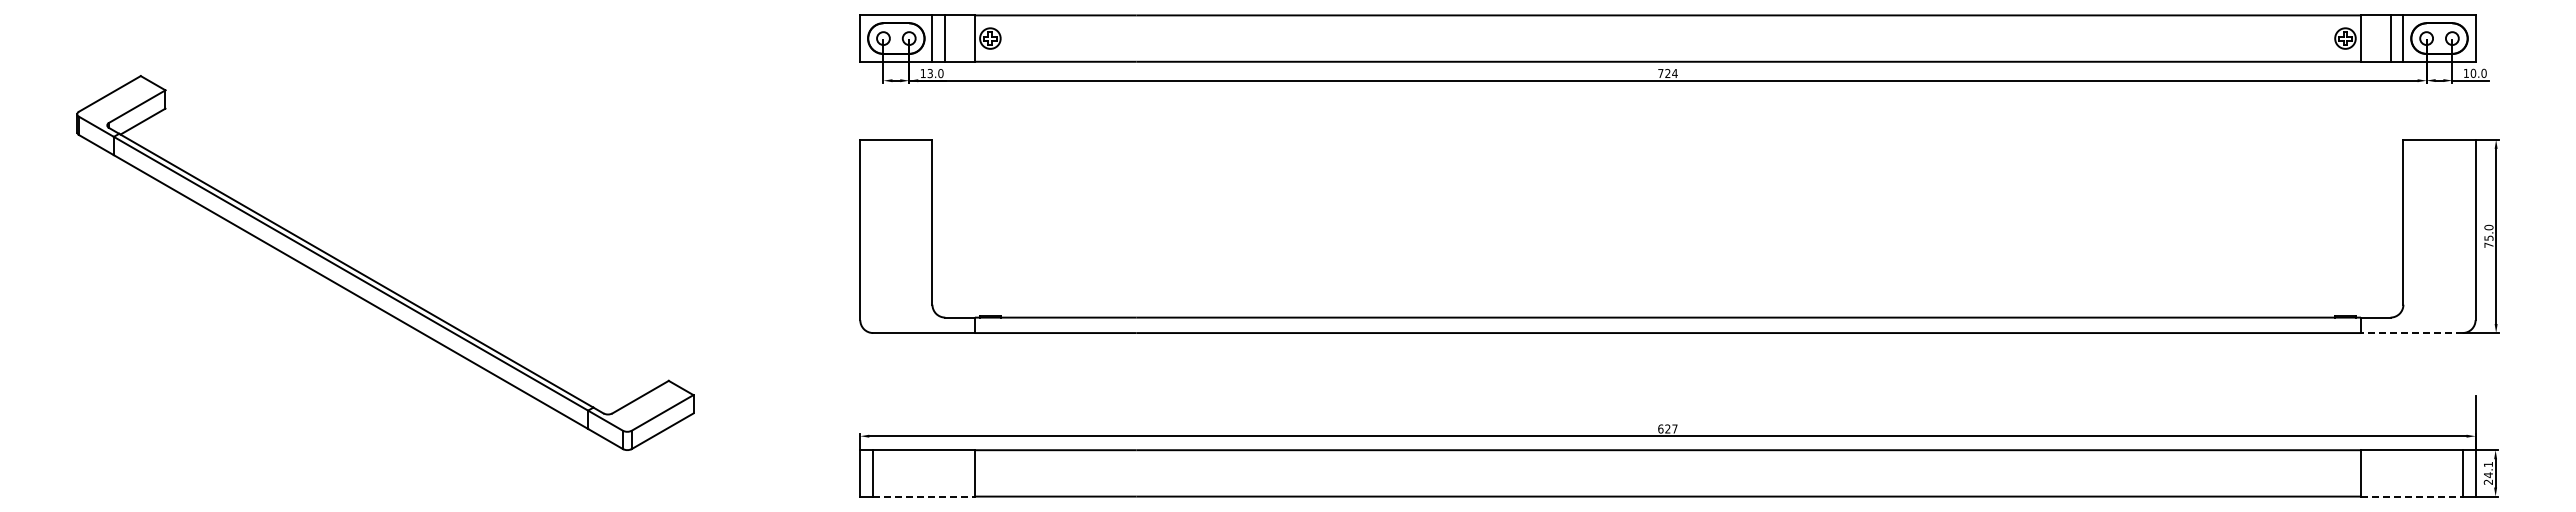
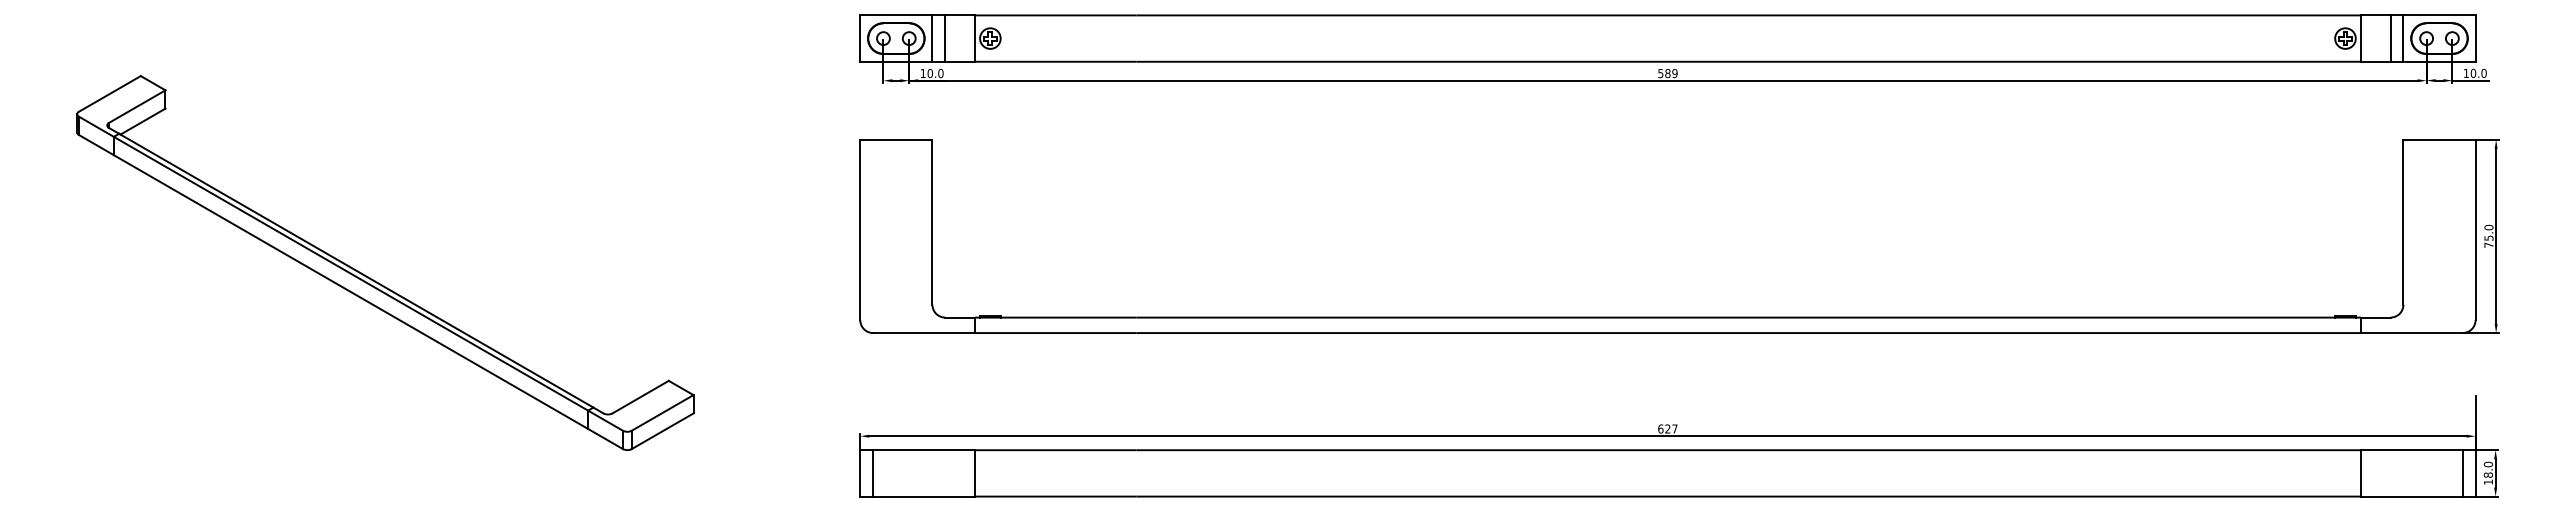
text: 13.0 -> 10.0 (930, 73)
text: 724 -> 589 (1667, 73)
line: dashed -> solid (2411, 333)
text: 24.1 -> 18.0 (2488, 472)
line: dashed -> solid (924, 496)
line: dashed -> solid (2411, 496)
